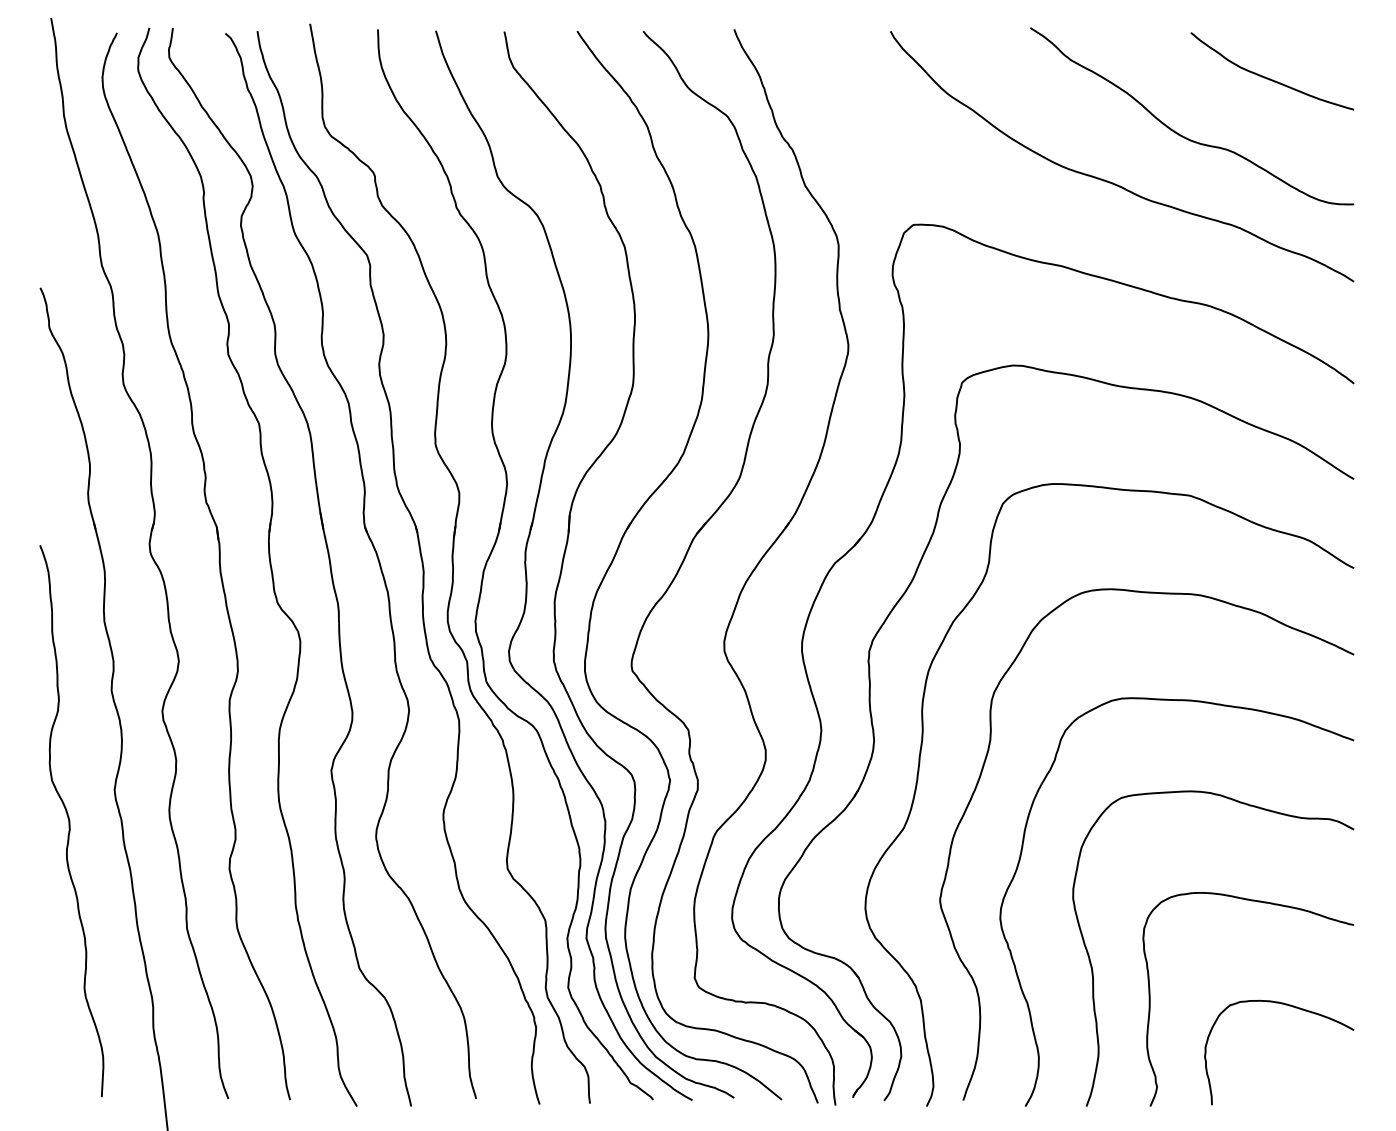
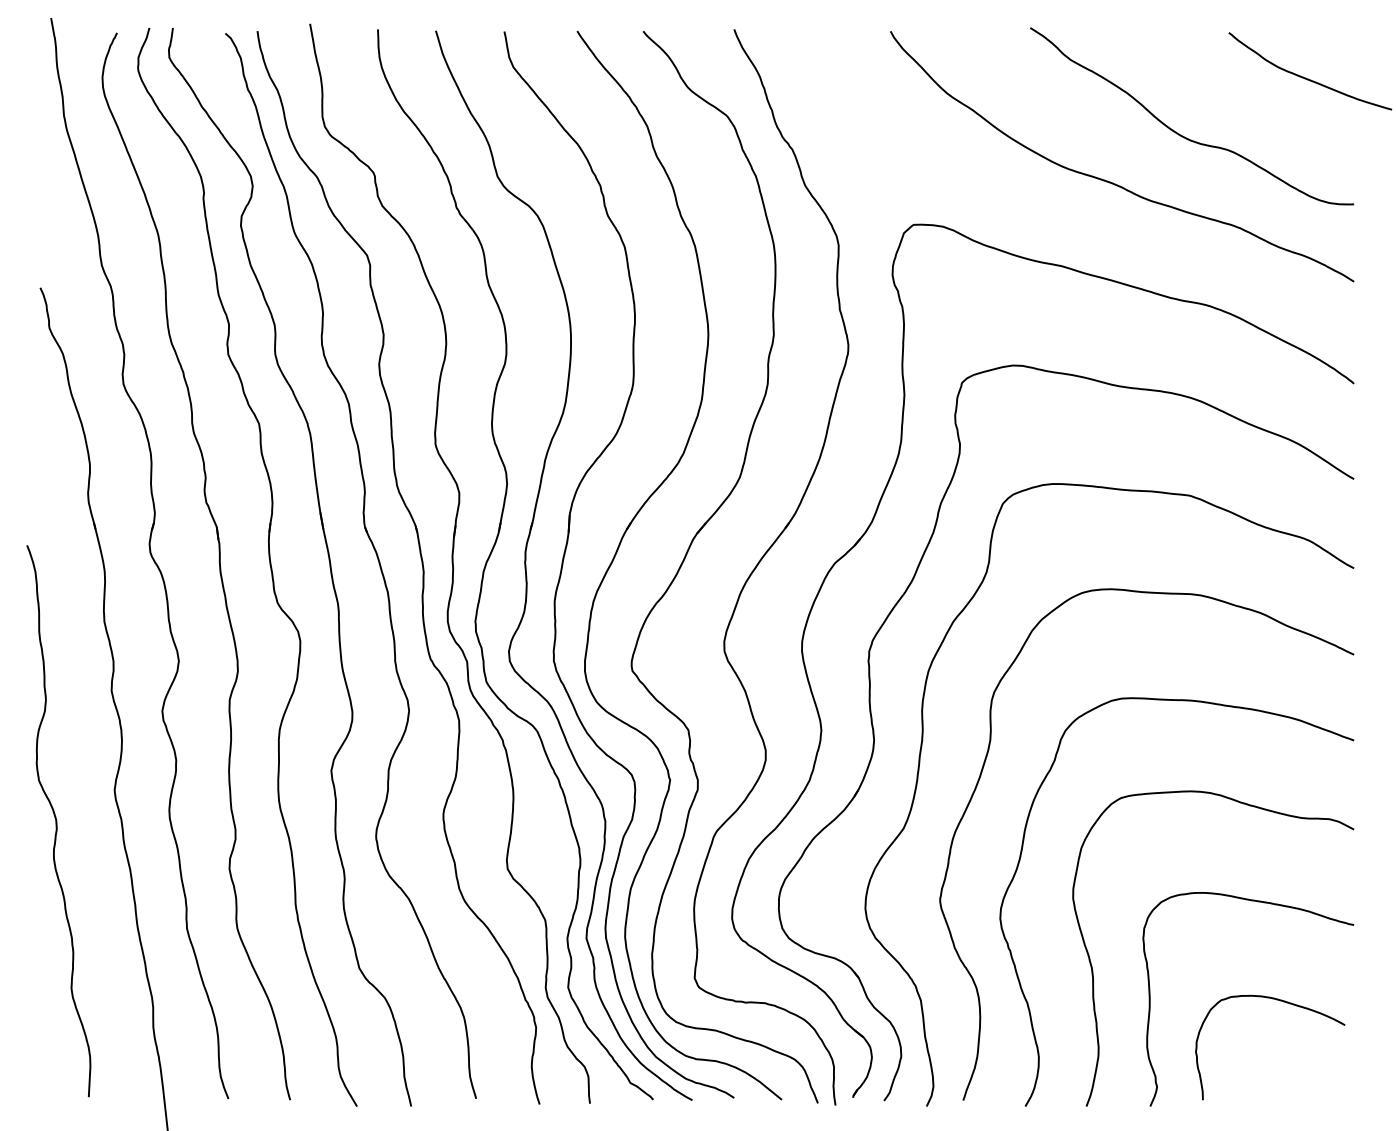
curve position: (1270, 78) -> (1308, 78) (1308, 78)
curve position: (70, 821) -> (57, 821) (57, 821)
curve position: (1295, 1008) -> (1286, 1003) (1286, 1003)
